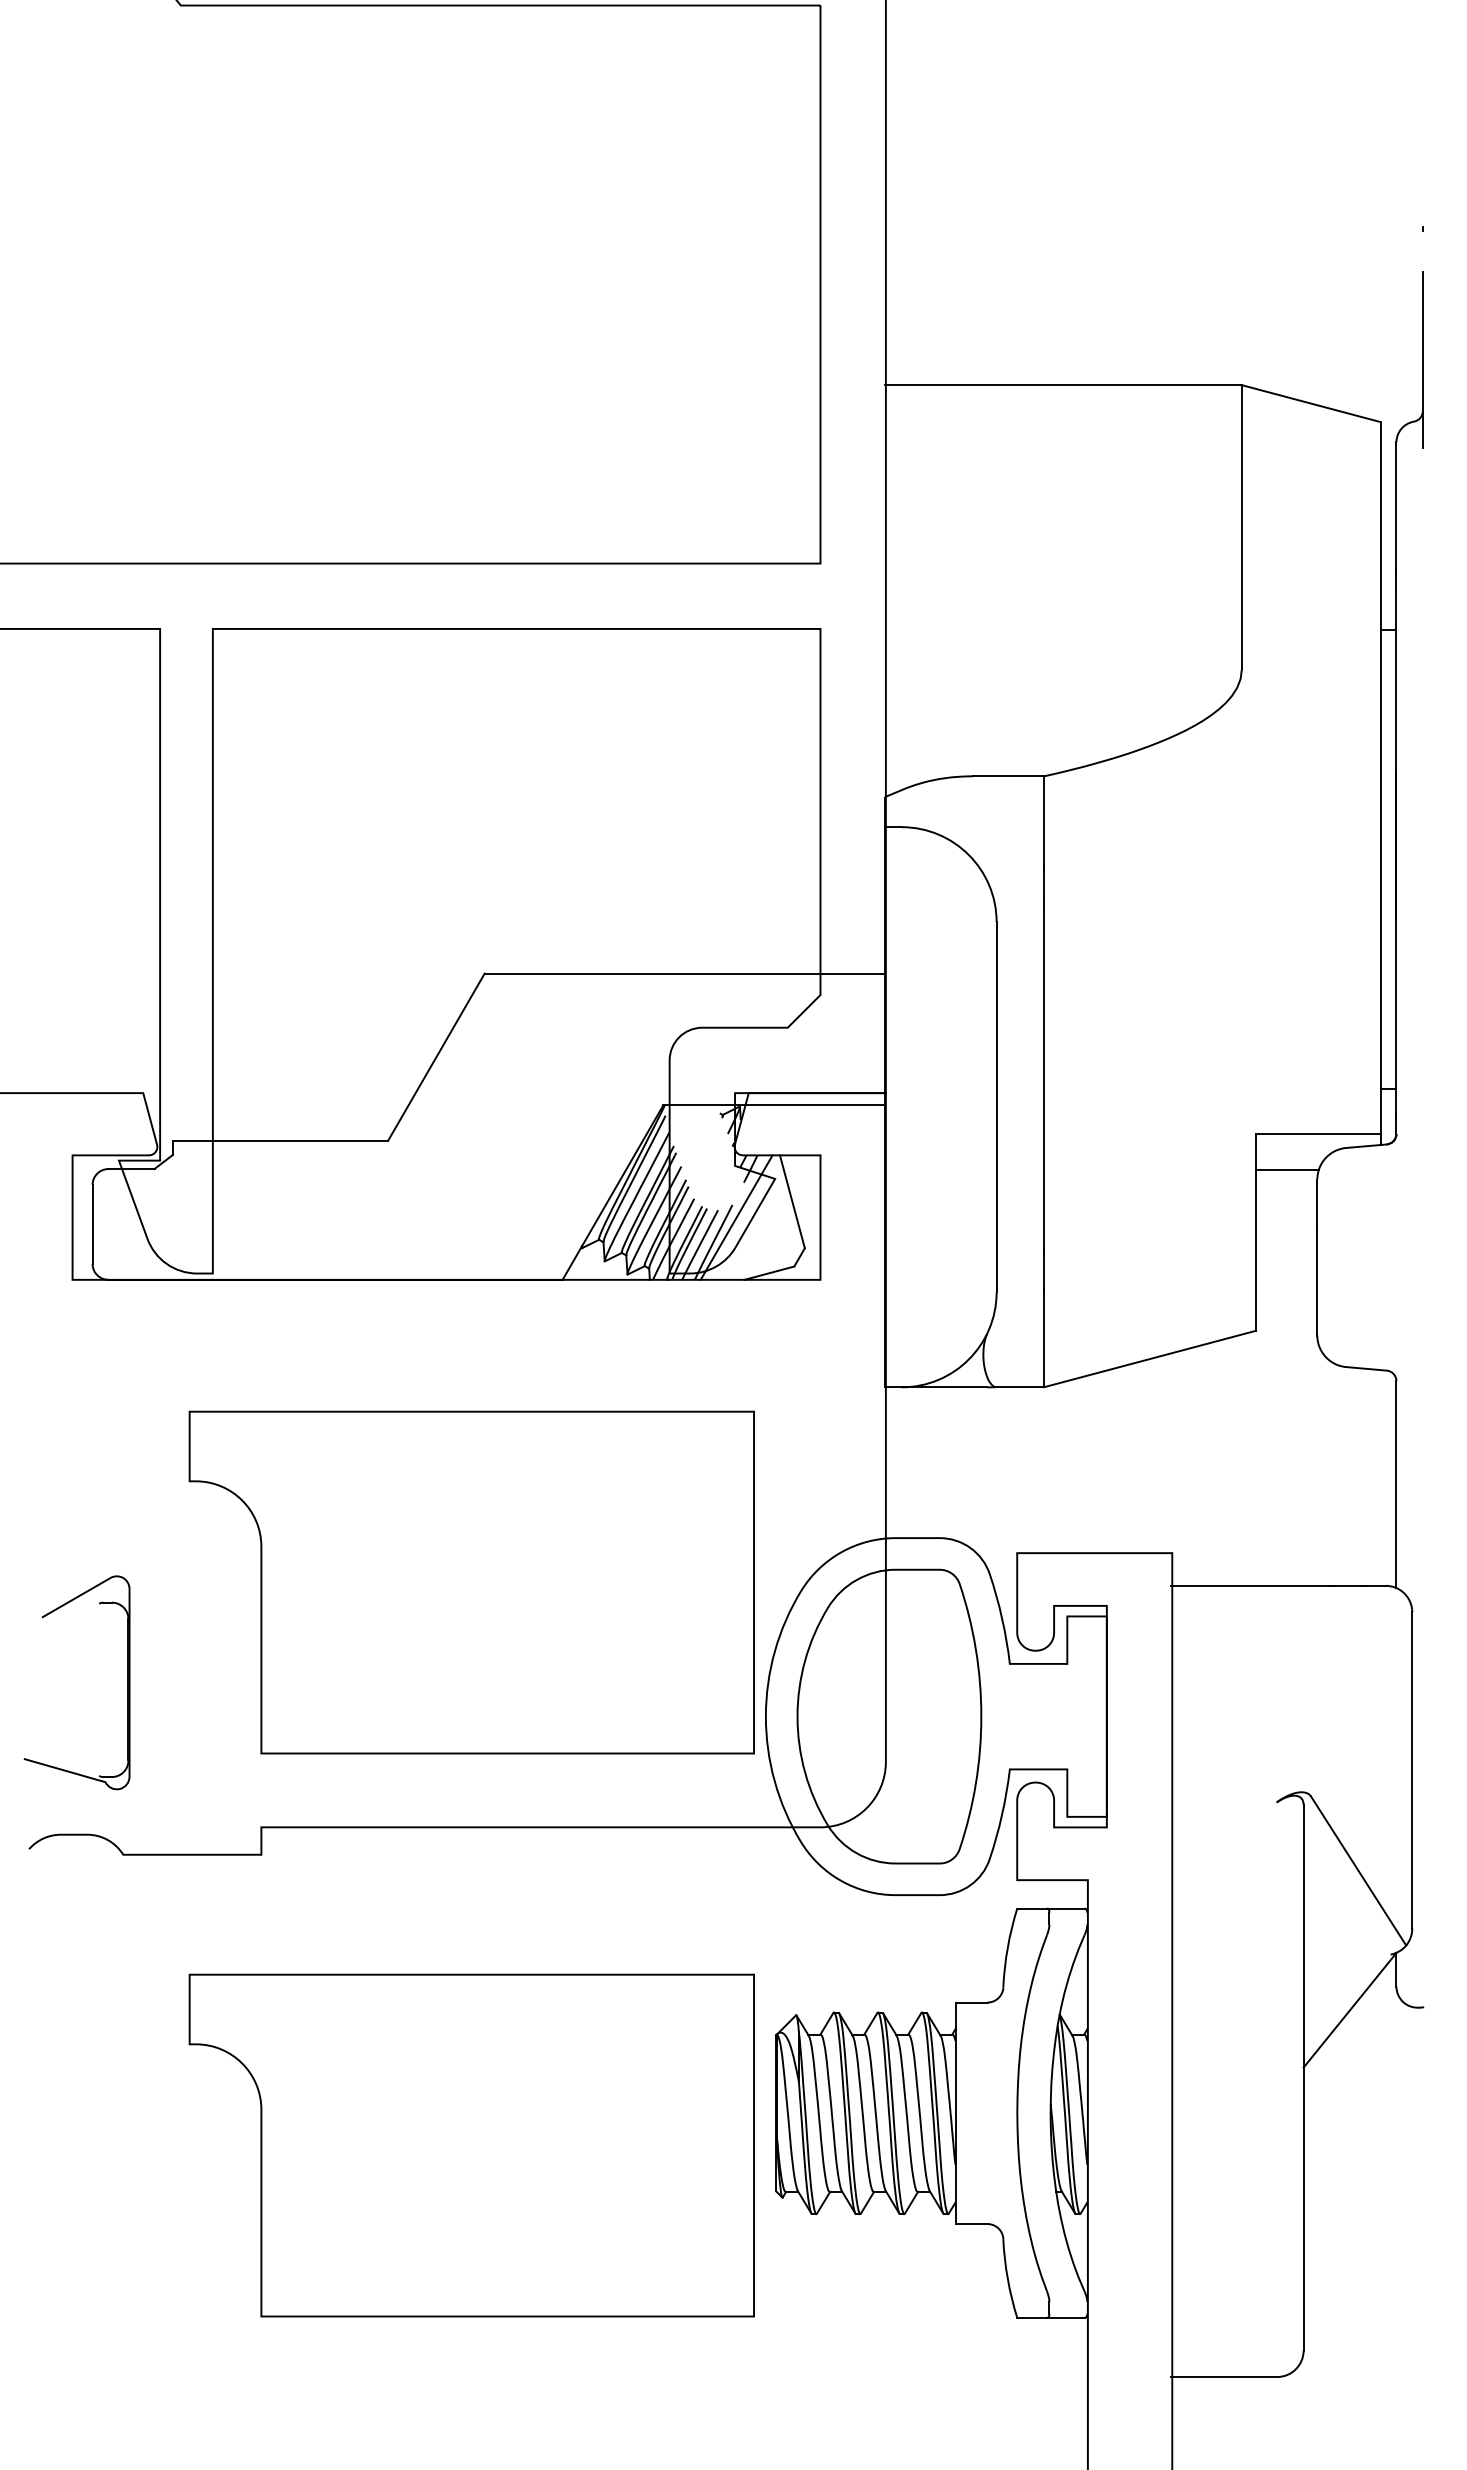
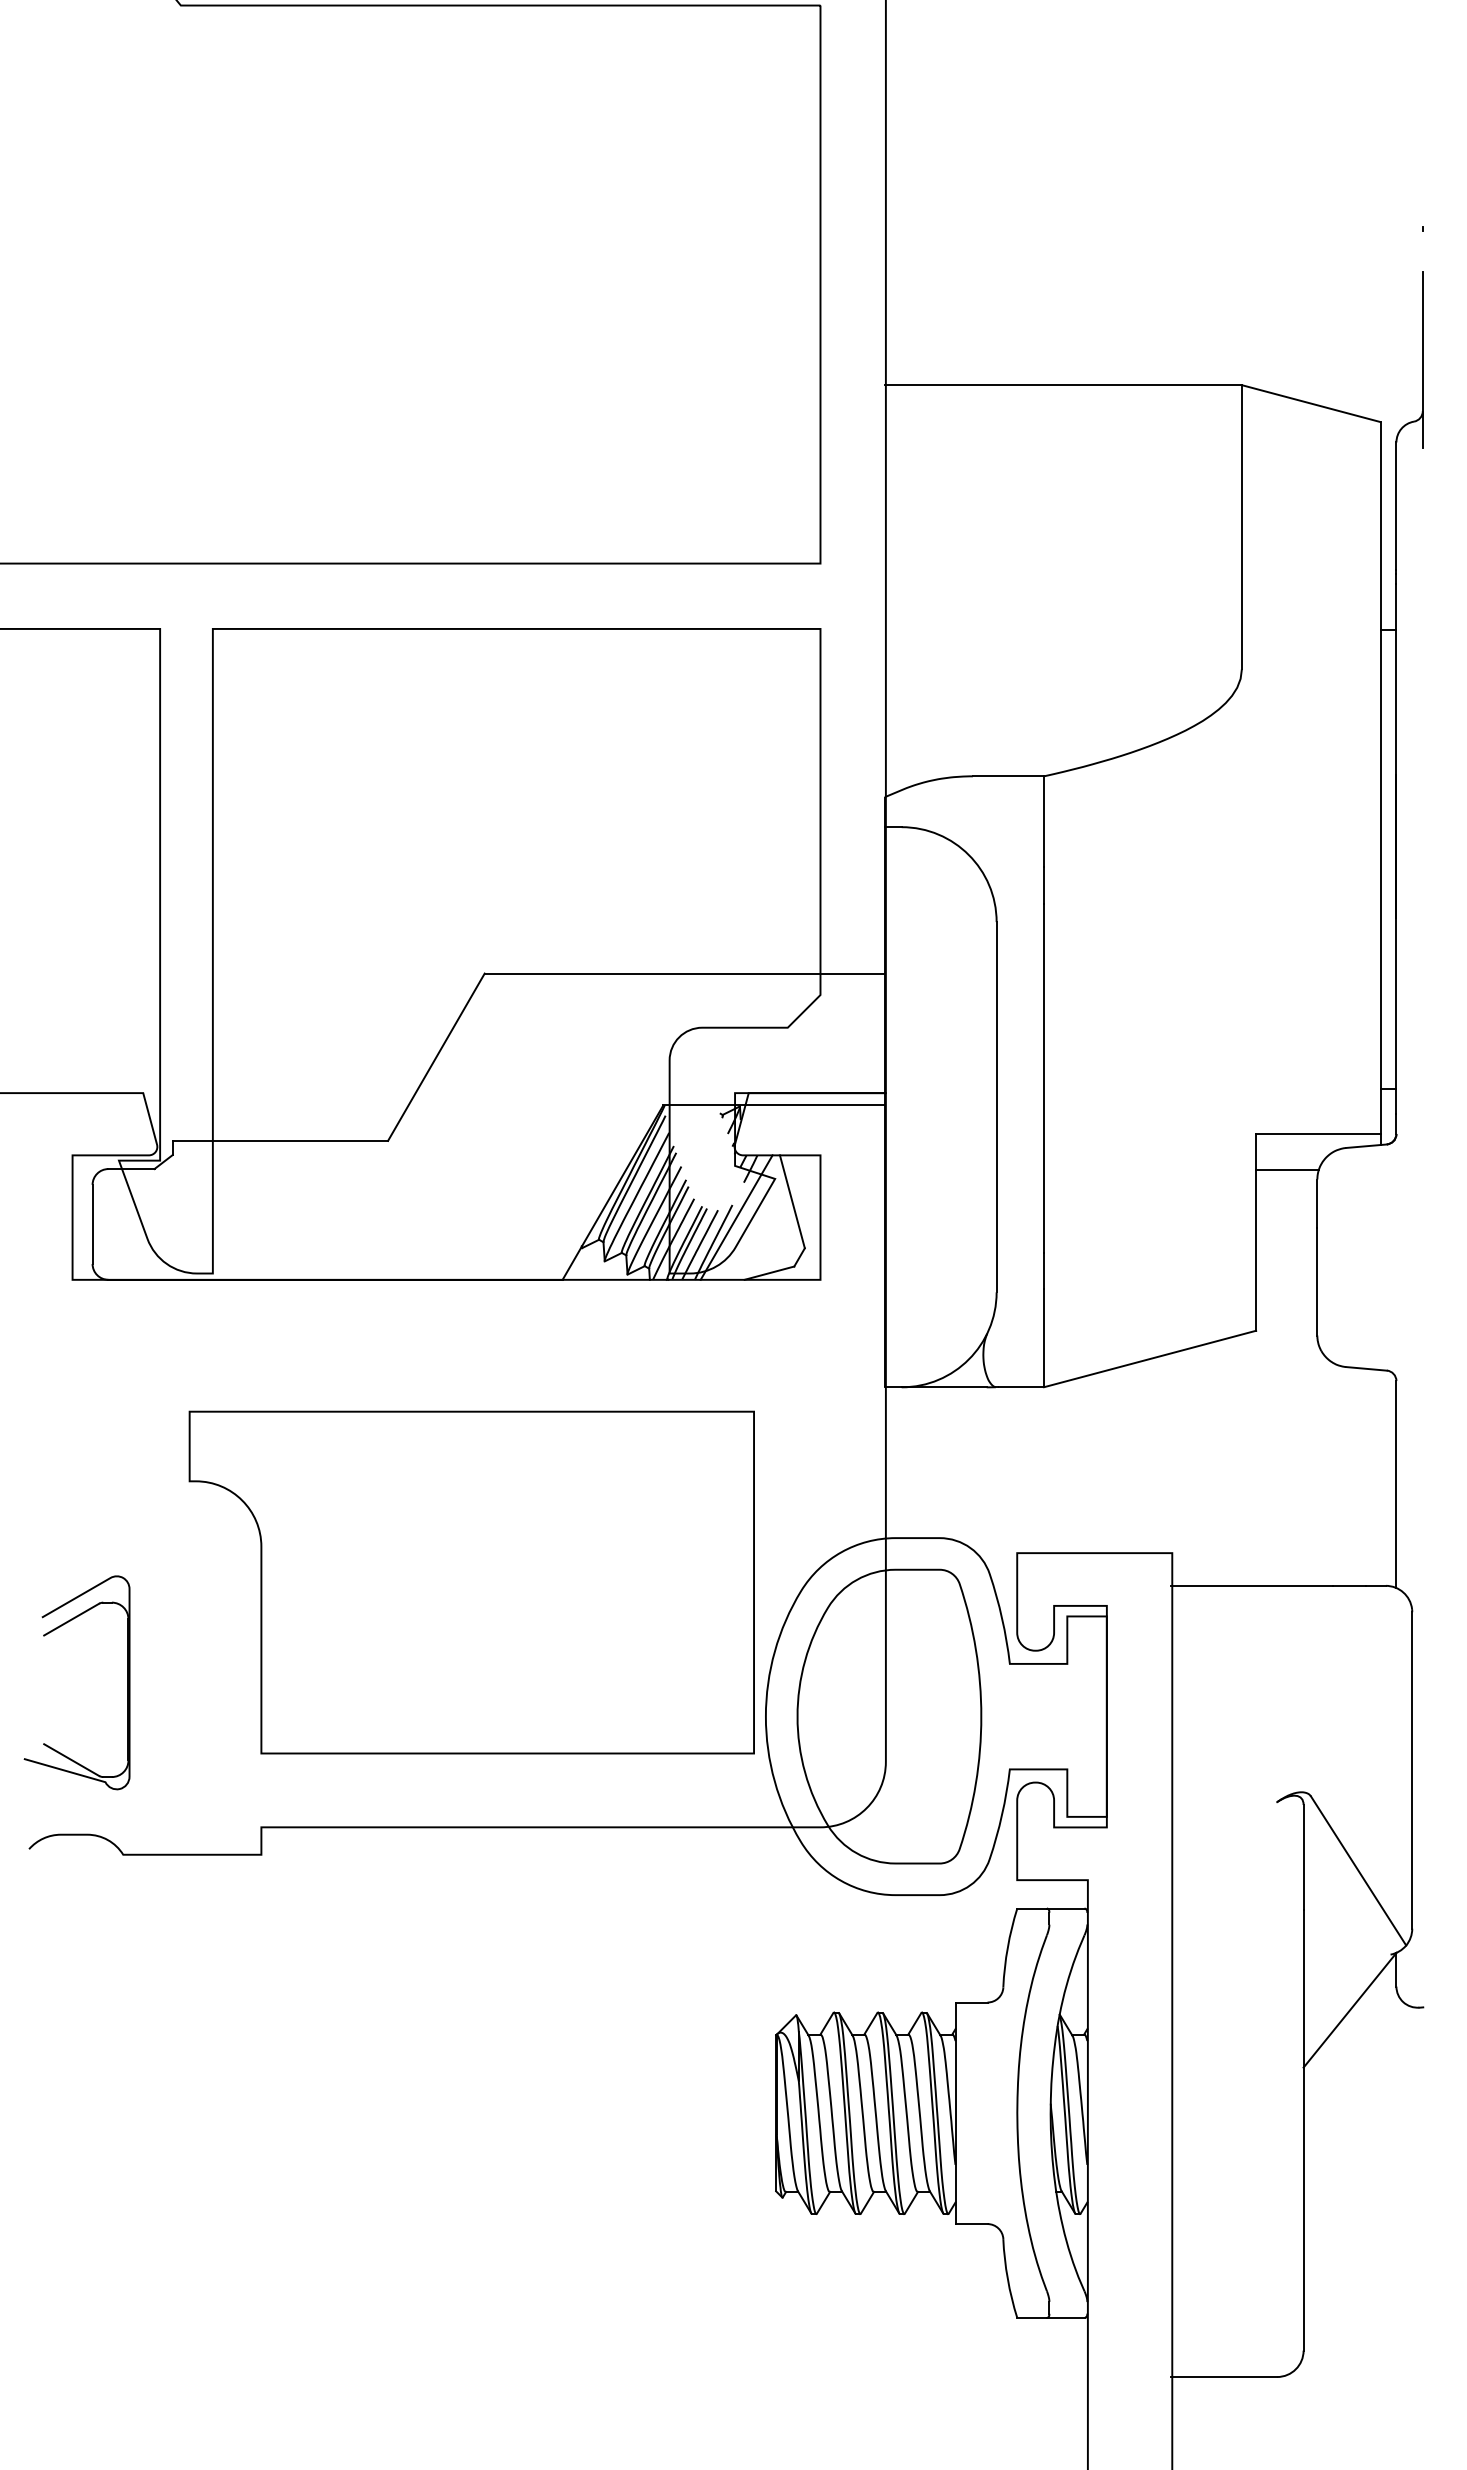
line: none -> present (71, 1619)
line: none -> present (71, 1759)
part: present -> none (471, 2145)
